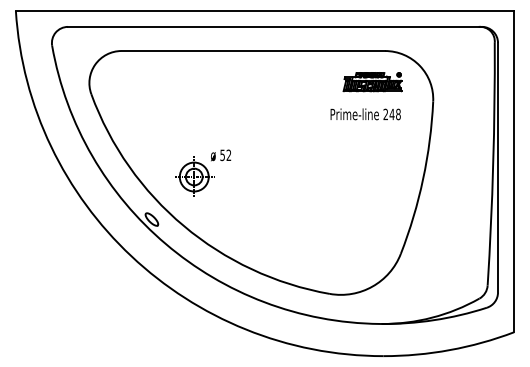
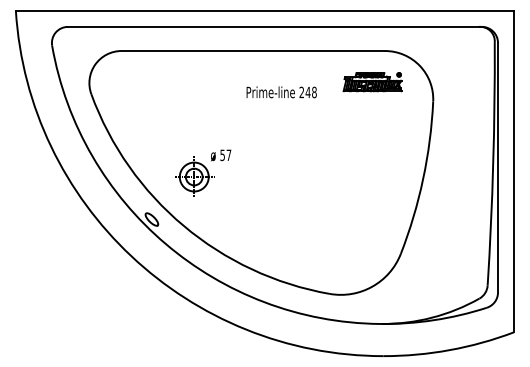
text position: (365, 114) -> (281, 92) (281, 92)
text: 52 -> 57 (228, 154)
